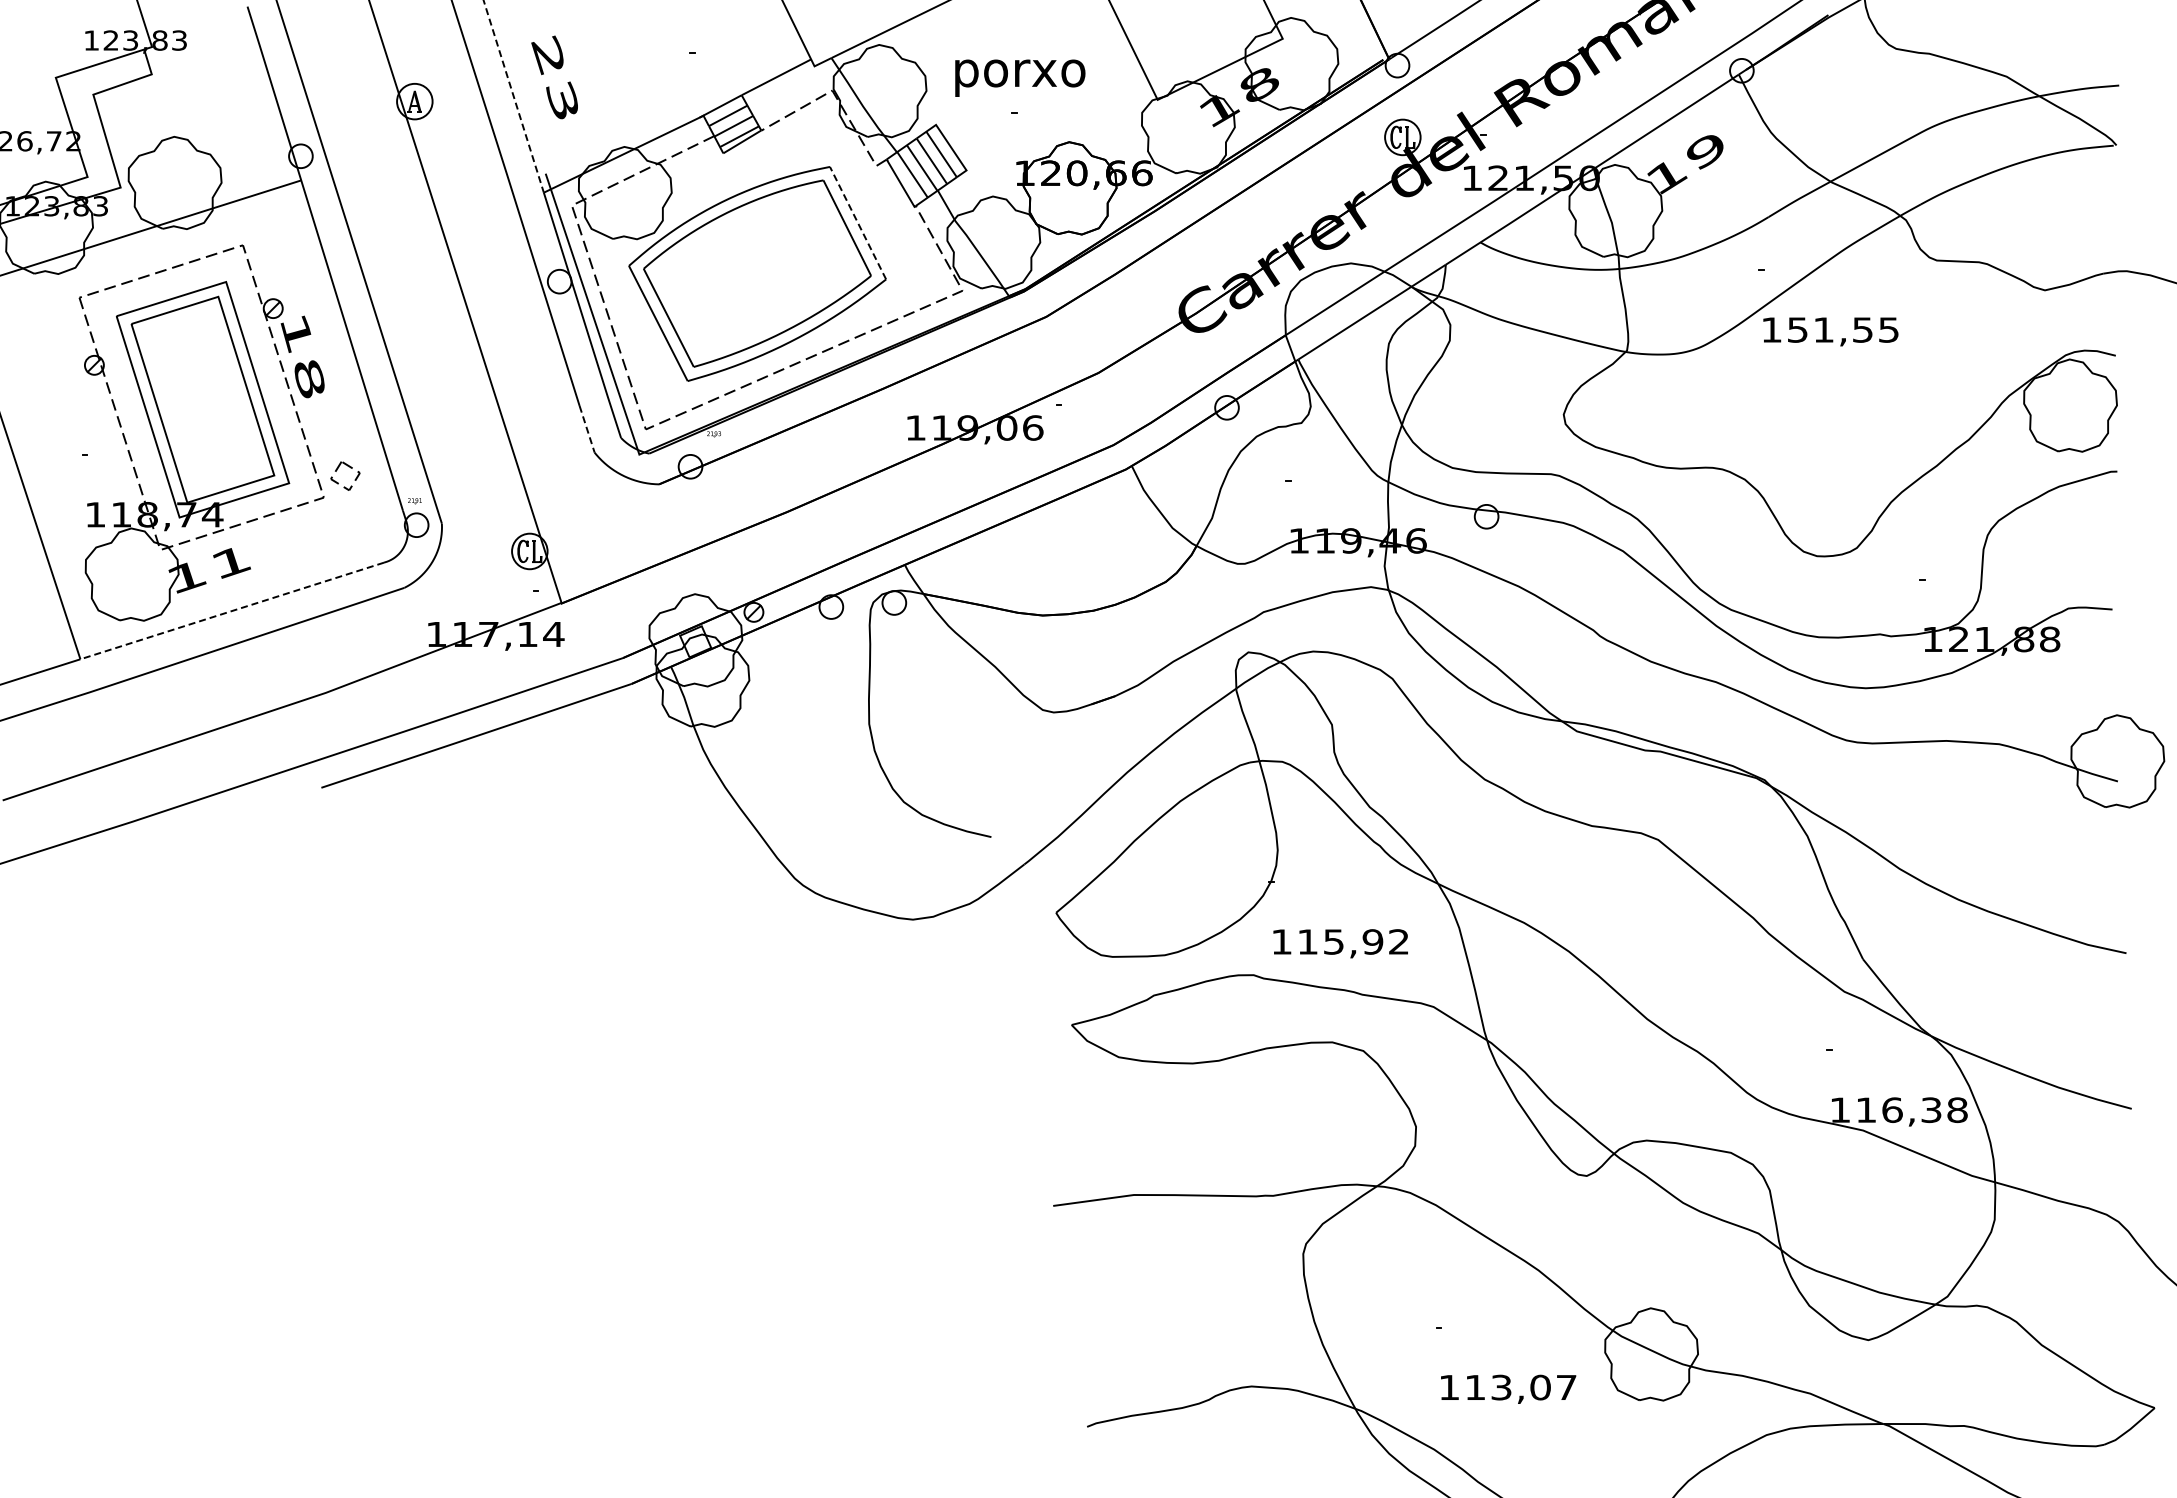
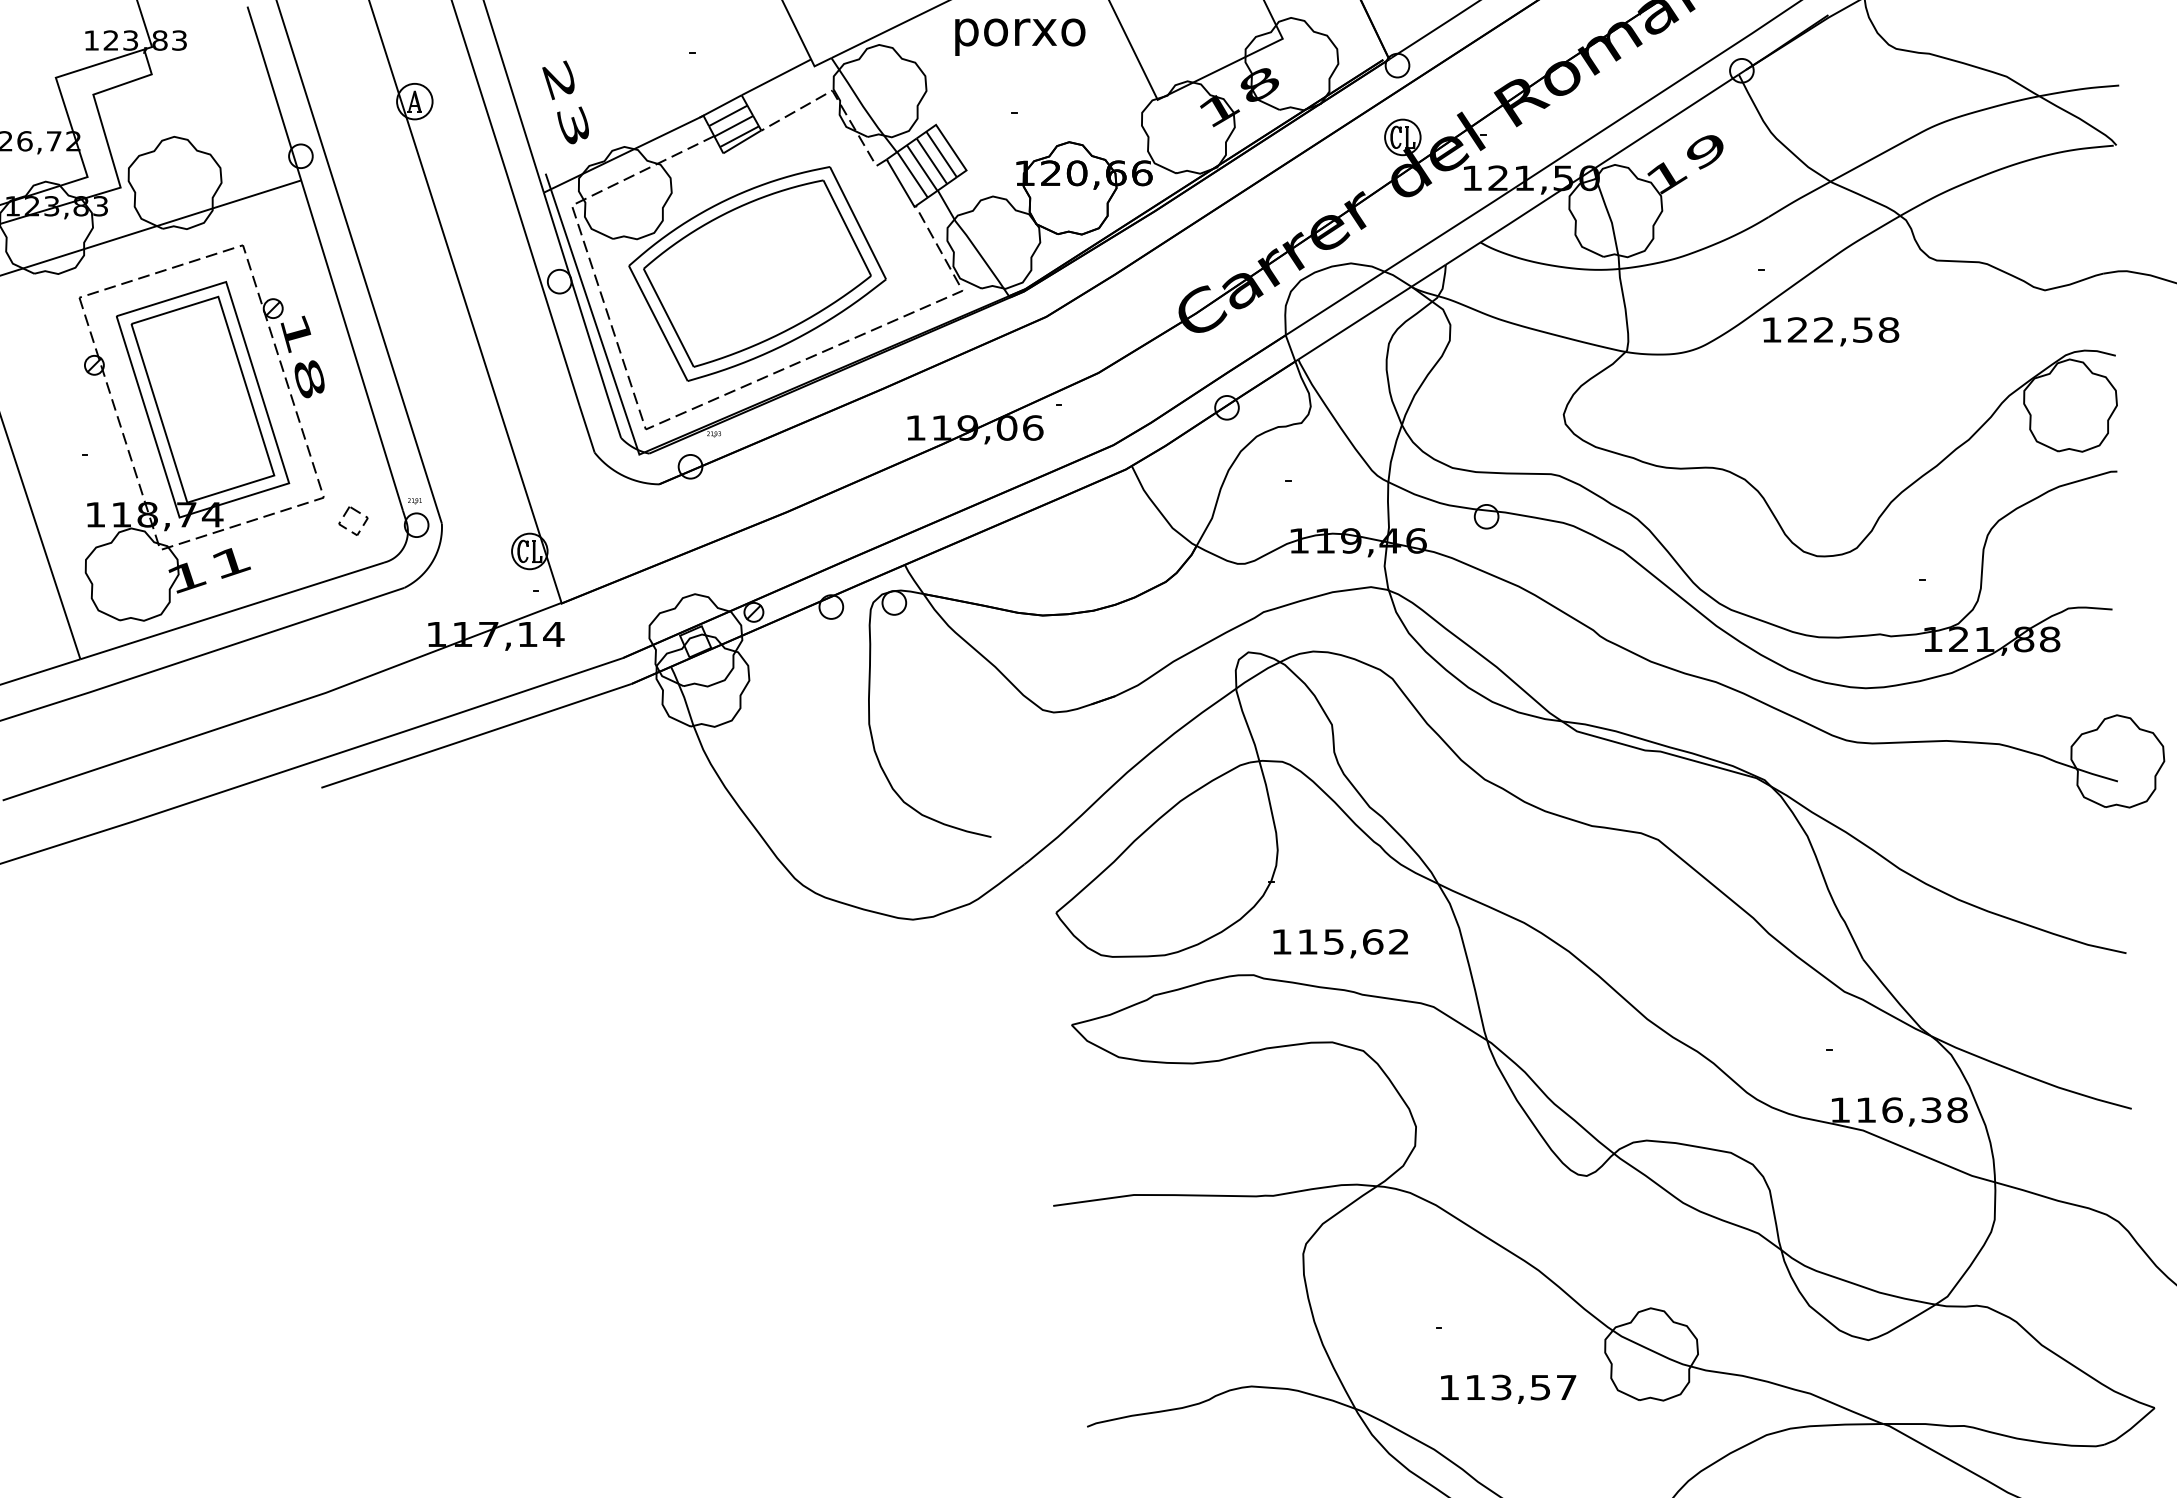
text position: (554, 77) -> (565, 102) (565, 102)
text position: (1020, 77) -> (1020, 36) (1020, 36)
line: dashed -> solid (513, 96)
line: dashed -> solid (858, 223)
text: 151,55 -> 122,58 (1843, 329)
line: dashed -> solid (587, 429)
part position: (350, 468) -> (358, 513) (358, 513)
line: dashed -> solid (231, 611)
text: 115,92 -> 115,62 (1372, 941)
text: 113,07 -> 113,57 (1540, 1387)
